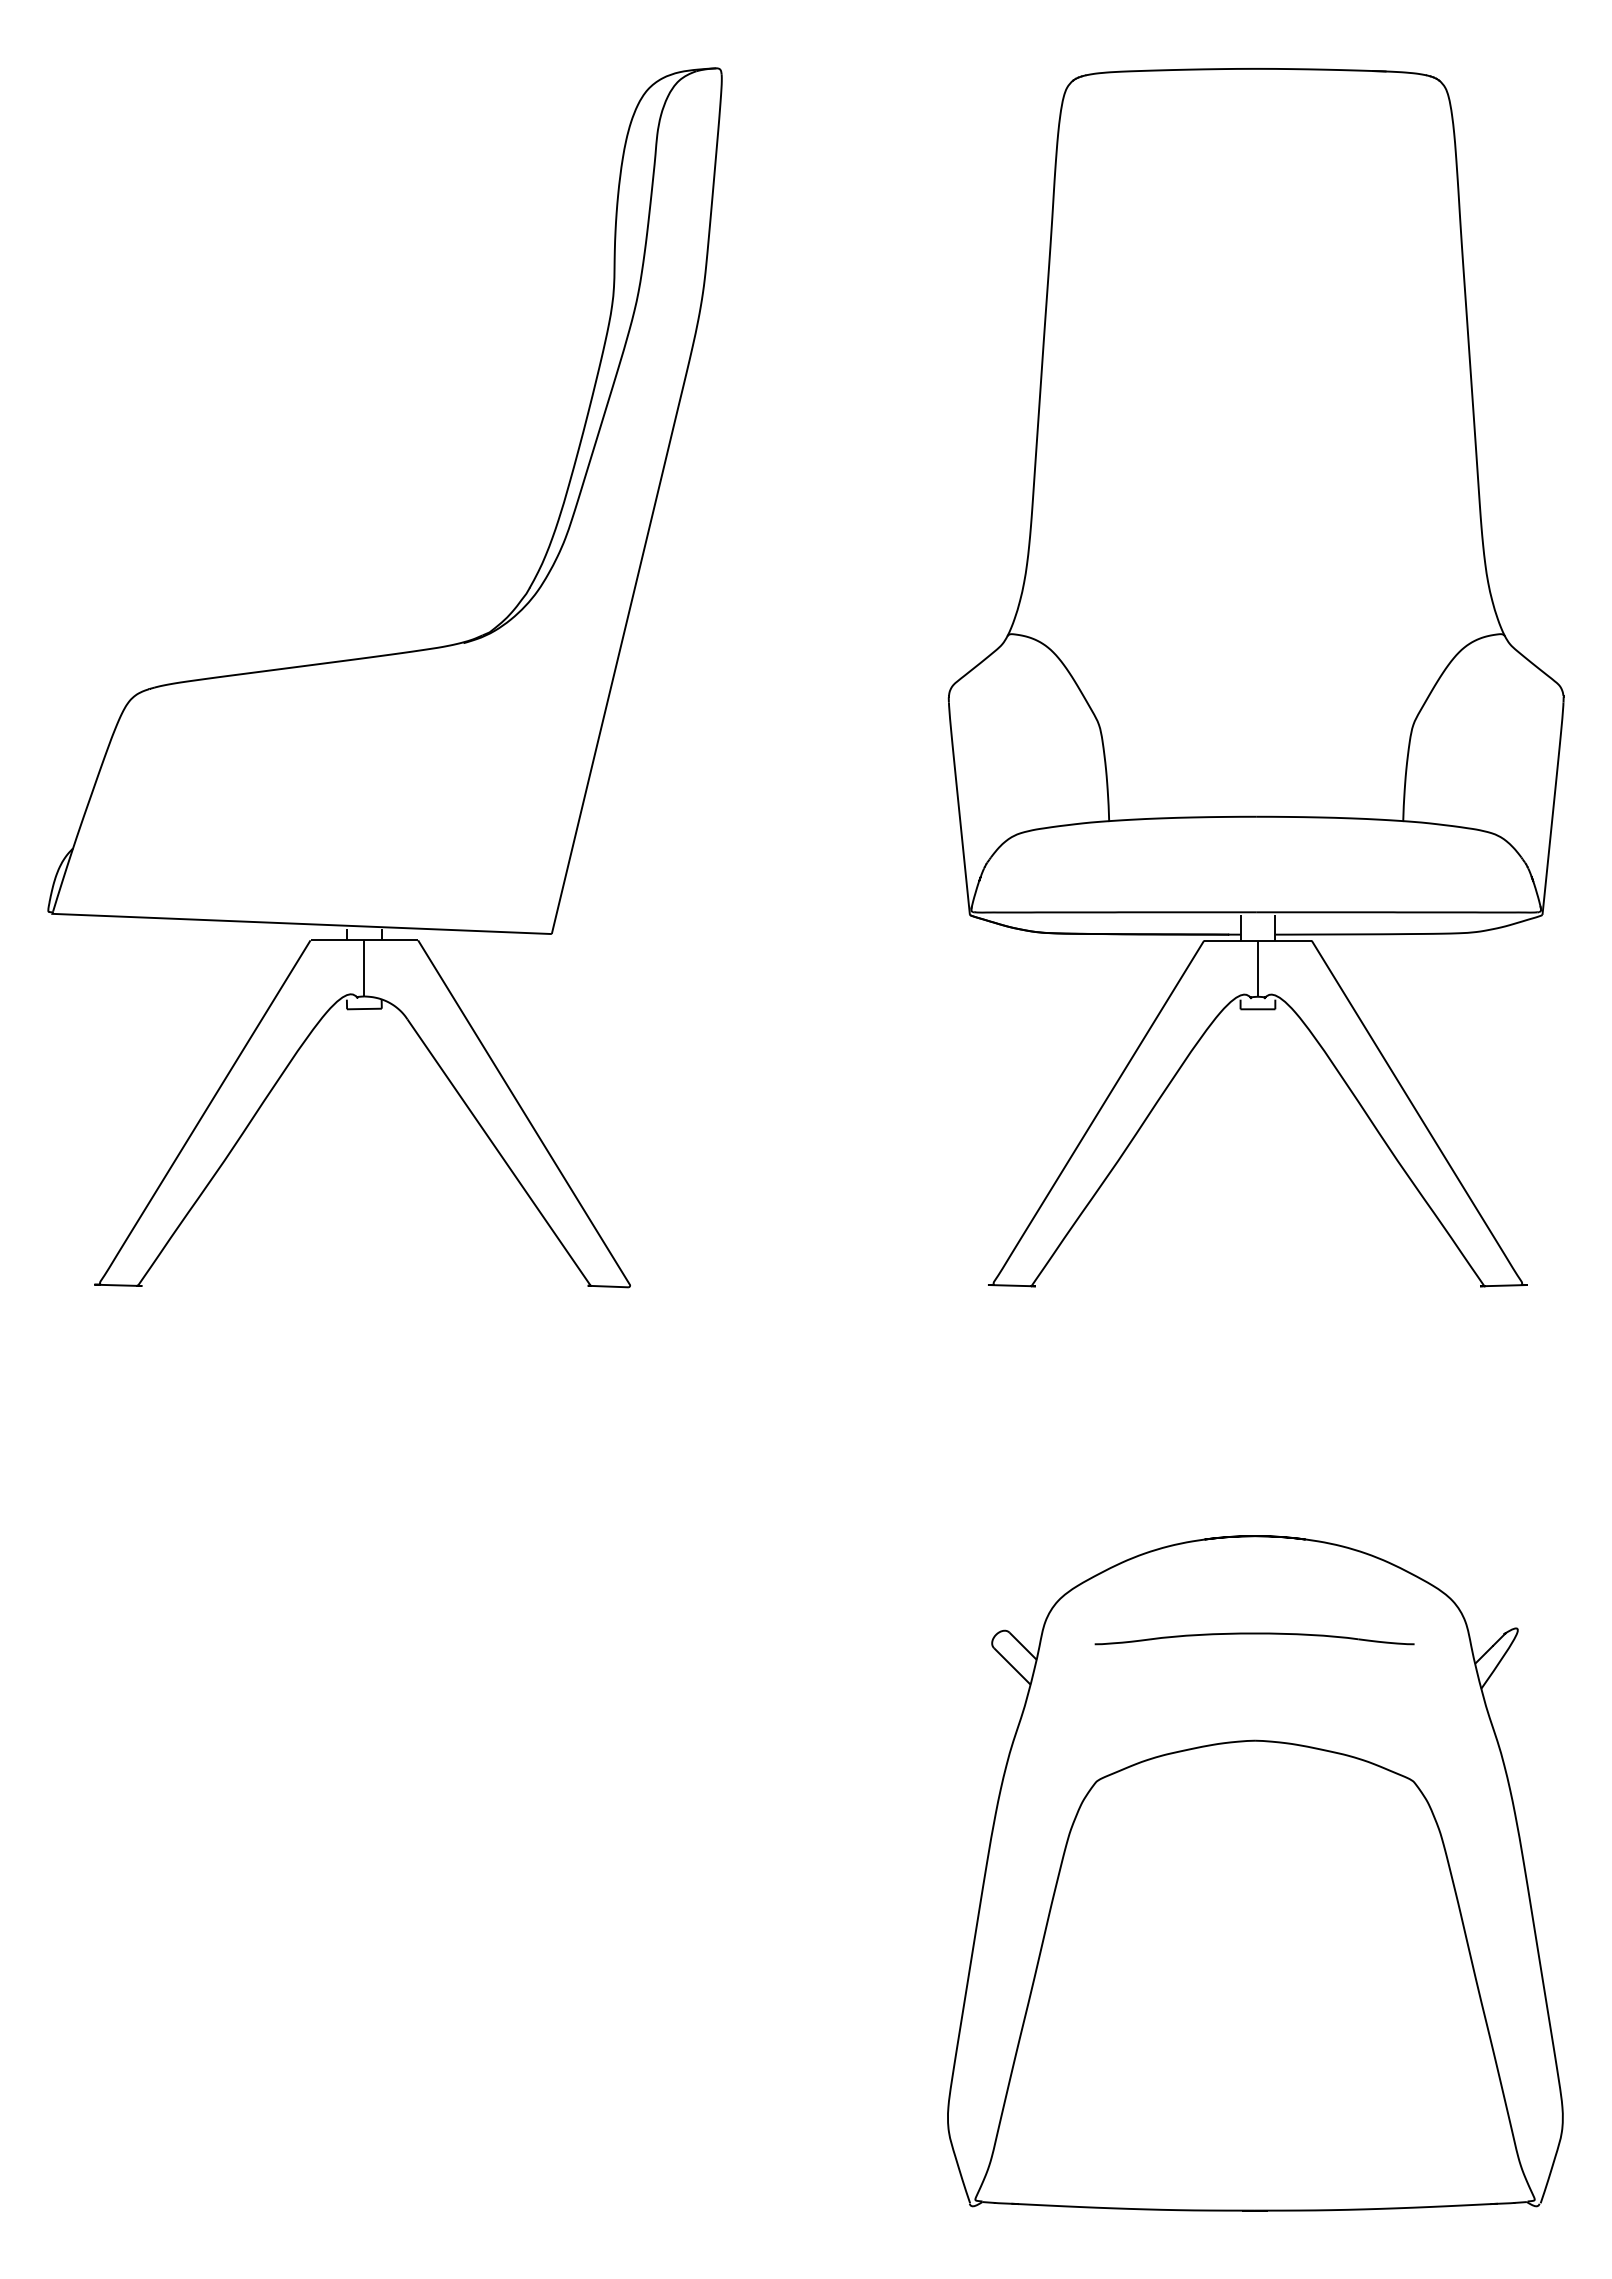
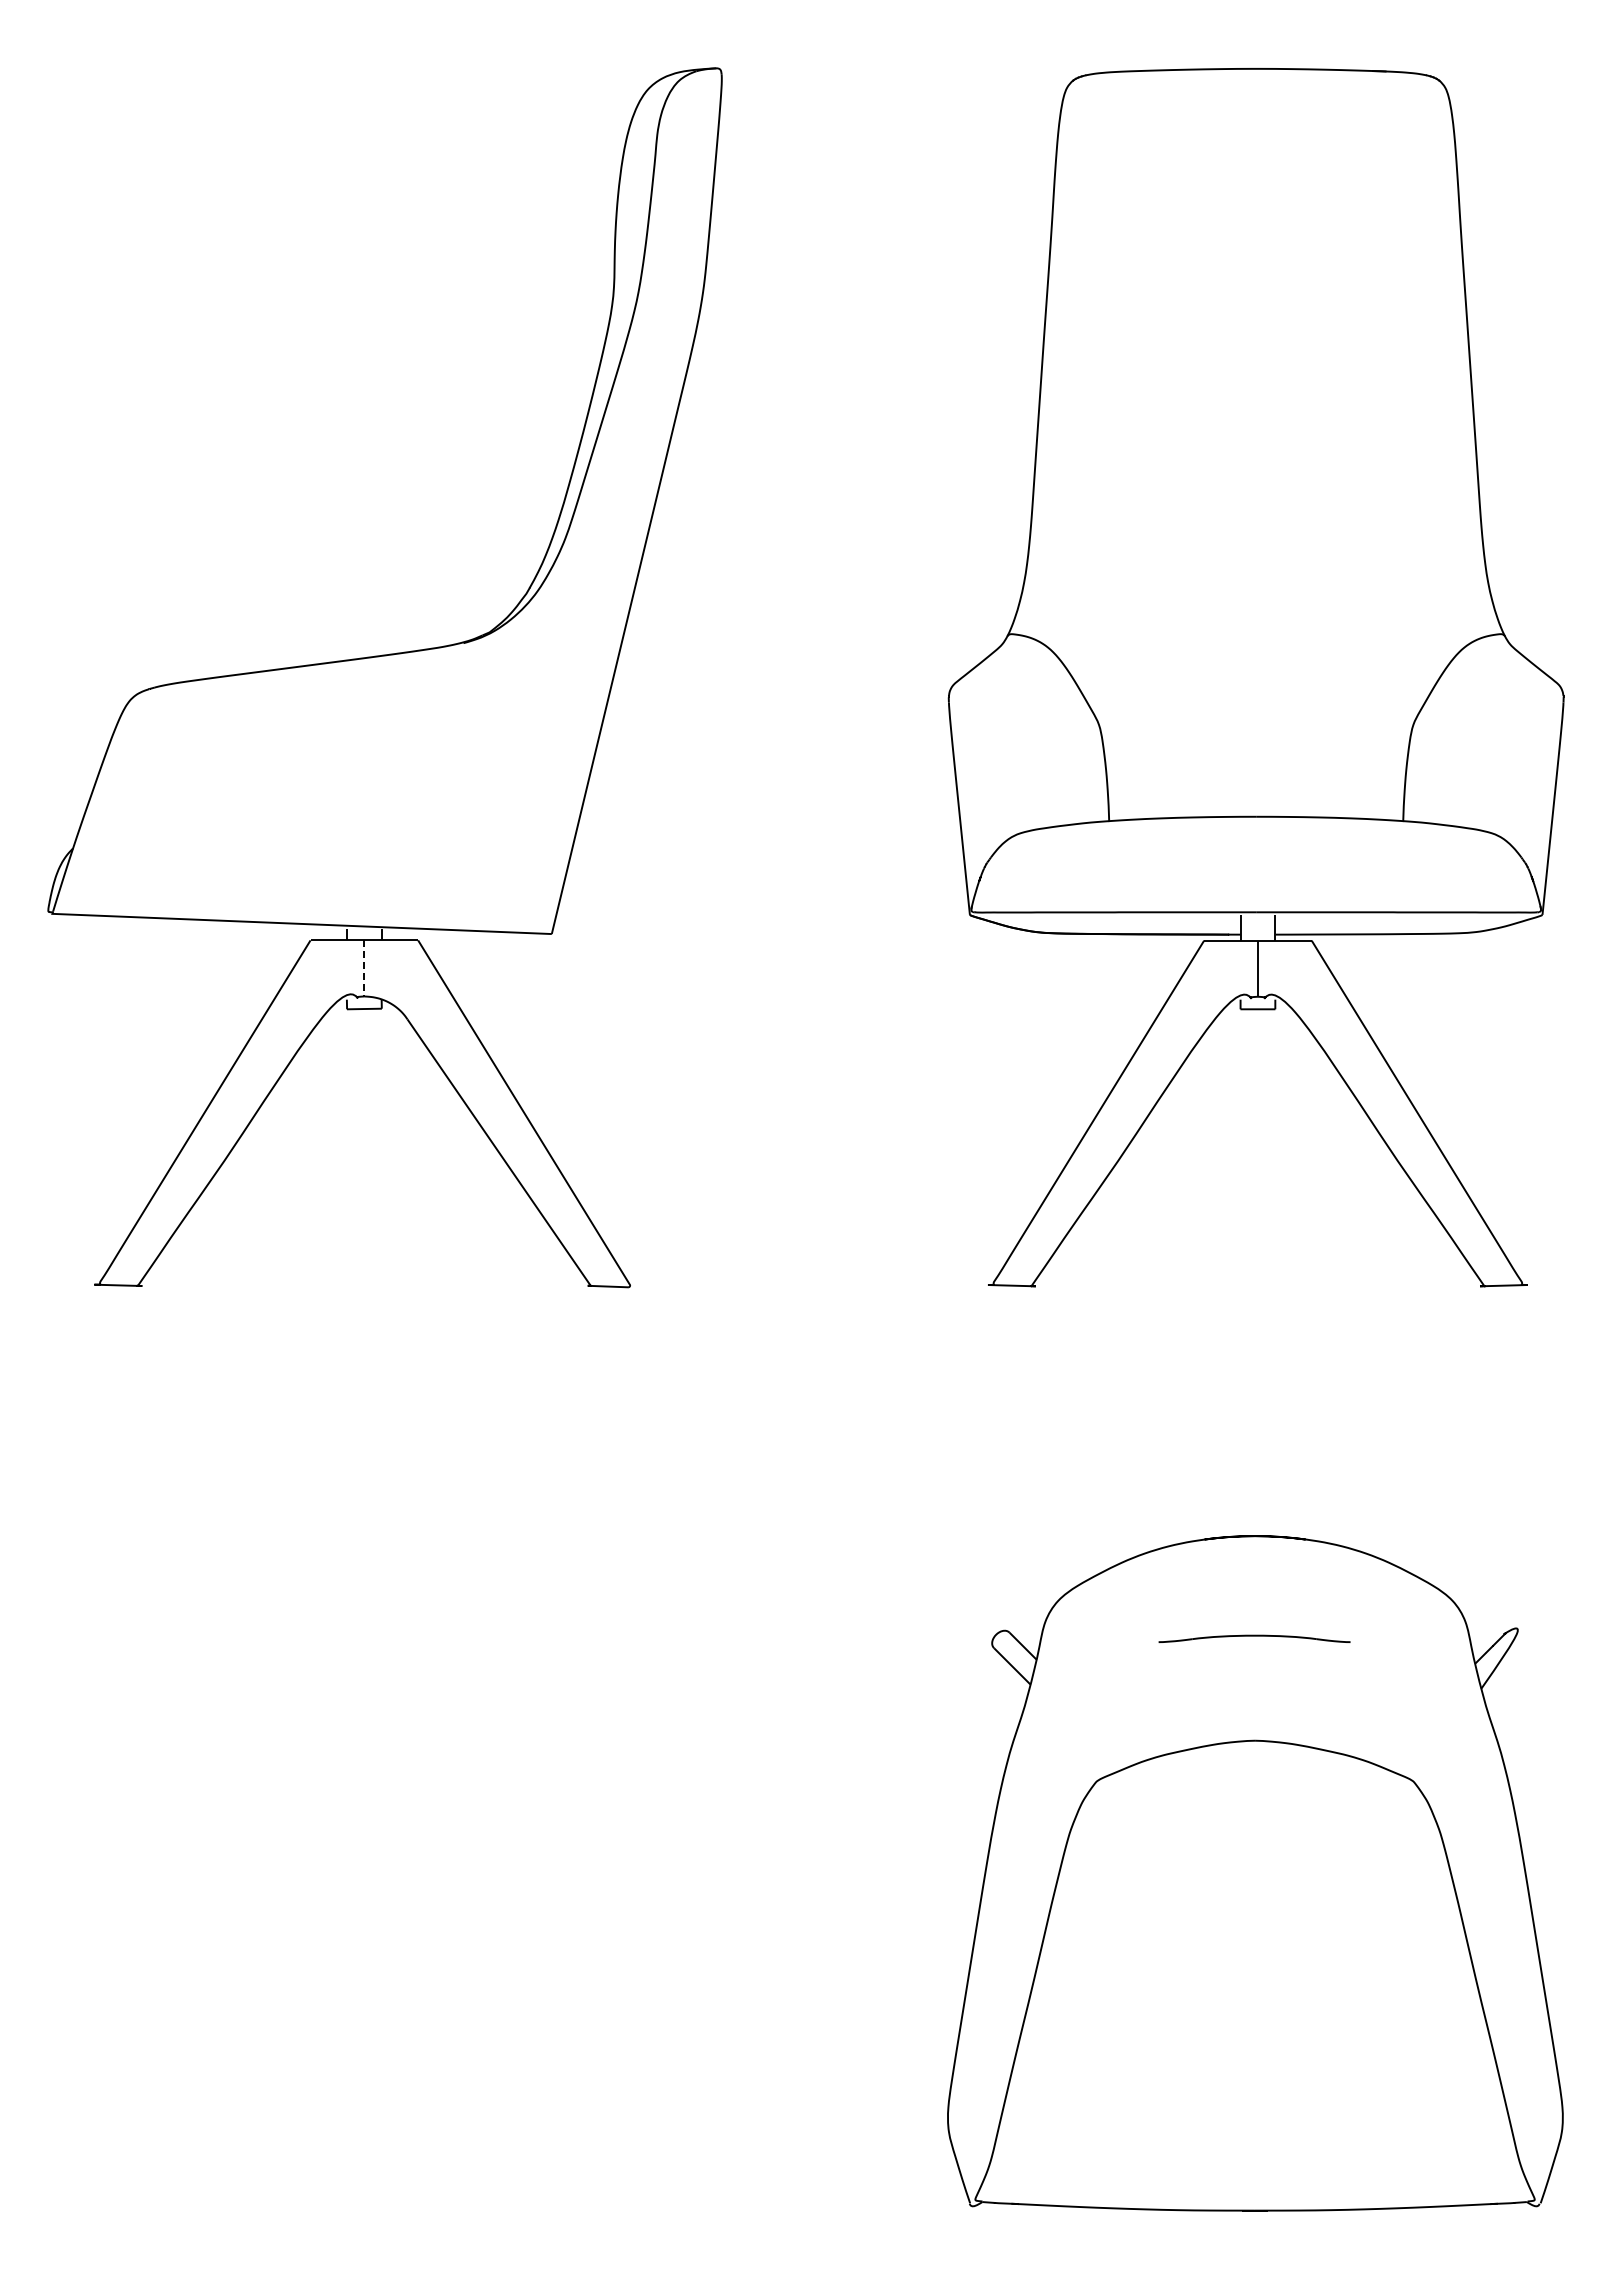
line: solid -> dashed (364, 968)
part size: 321x14 px -> 193x9 px (1254, 1638)
